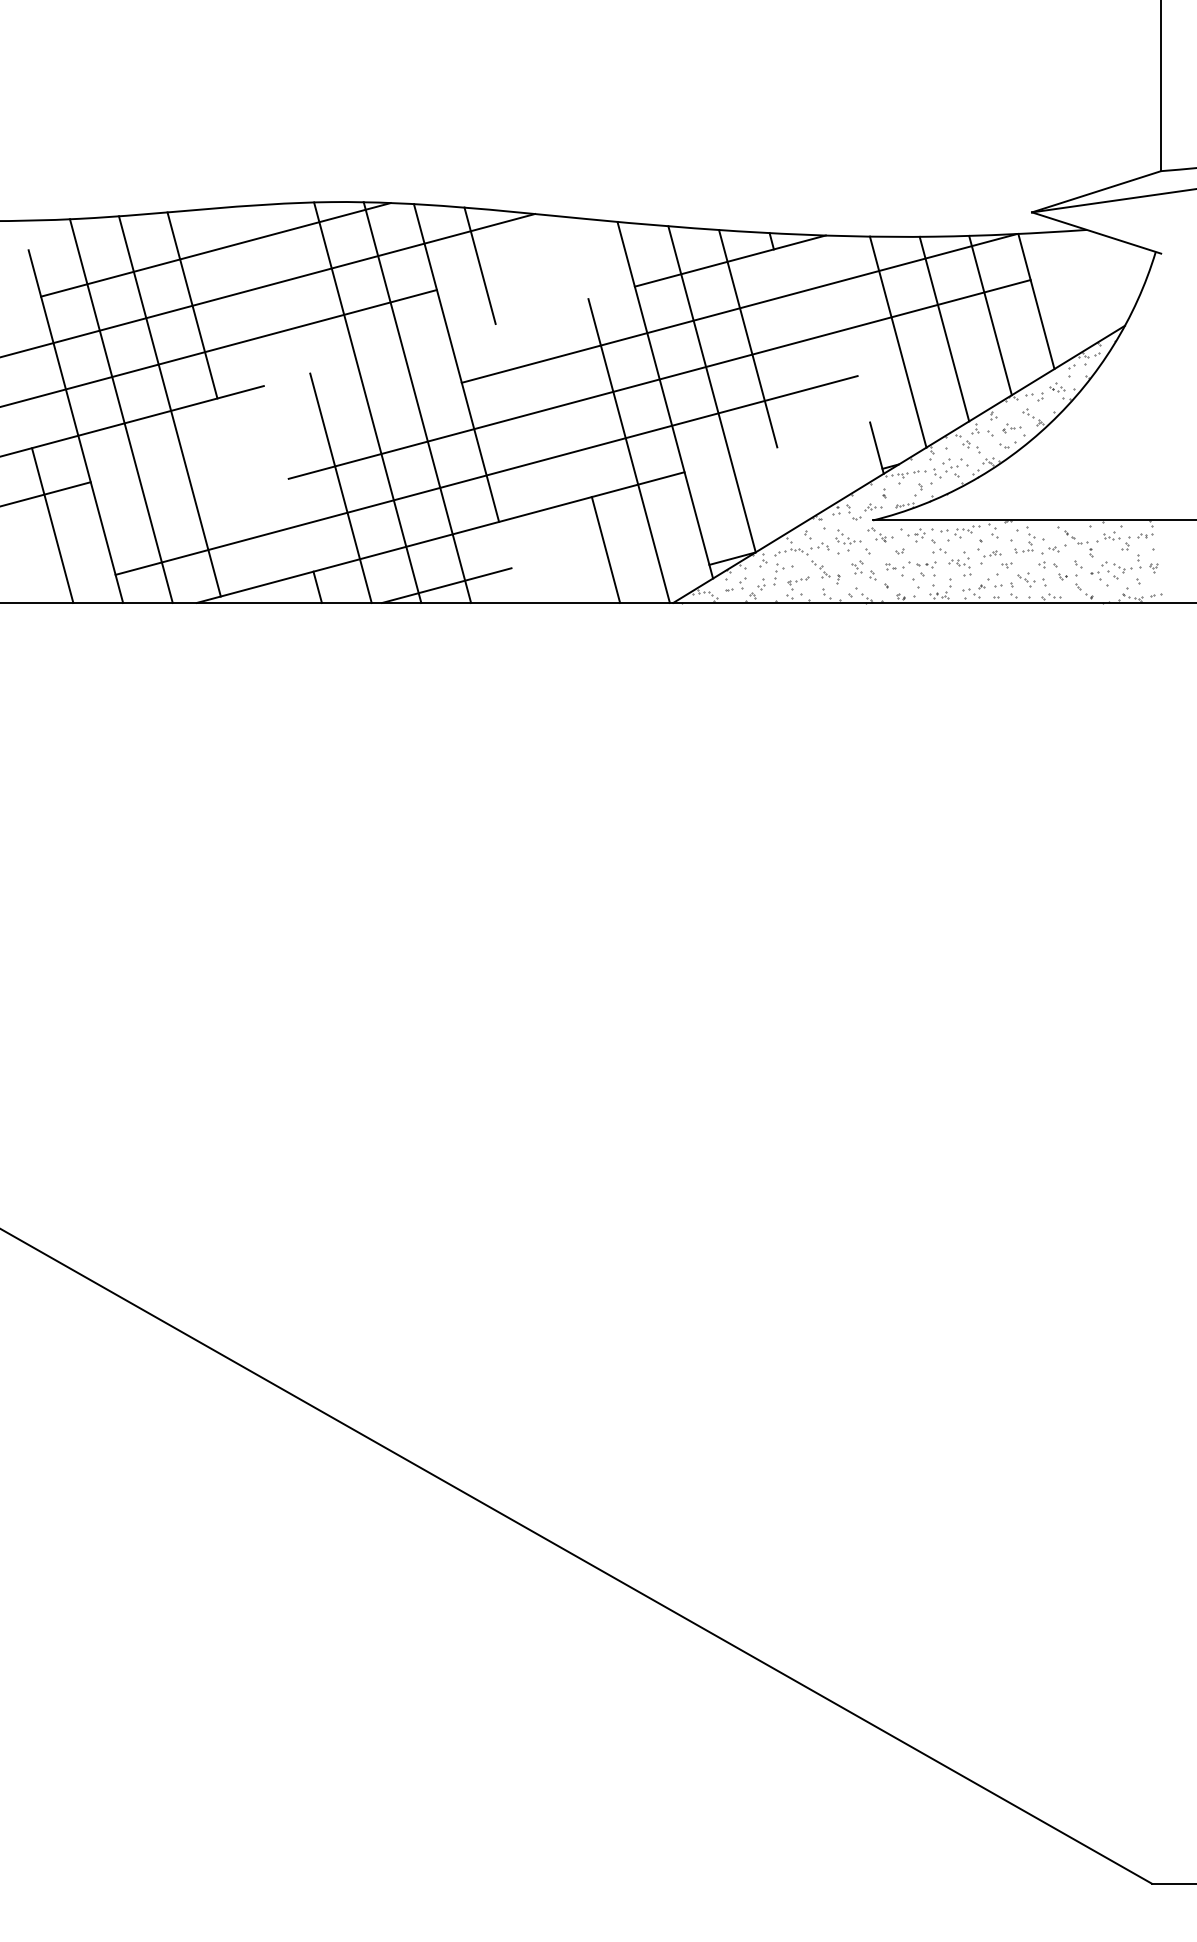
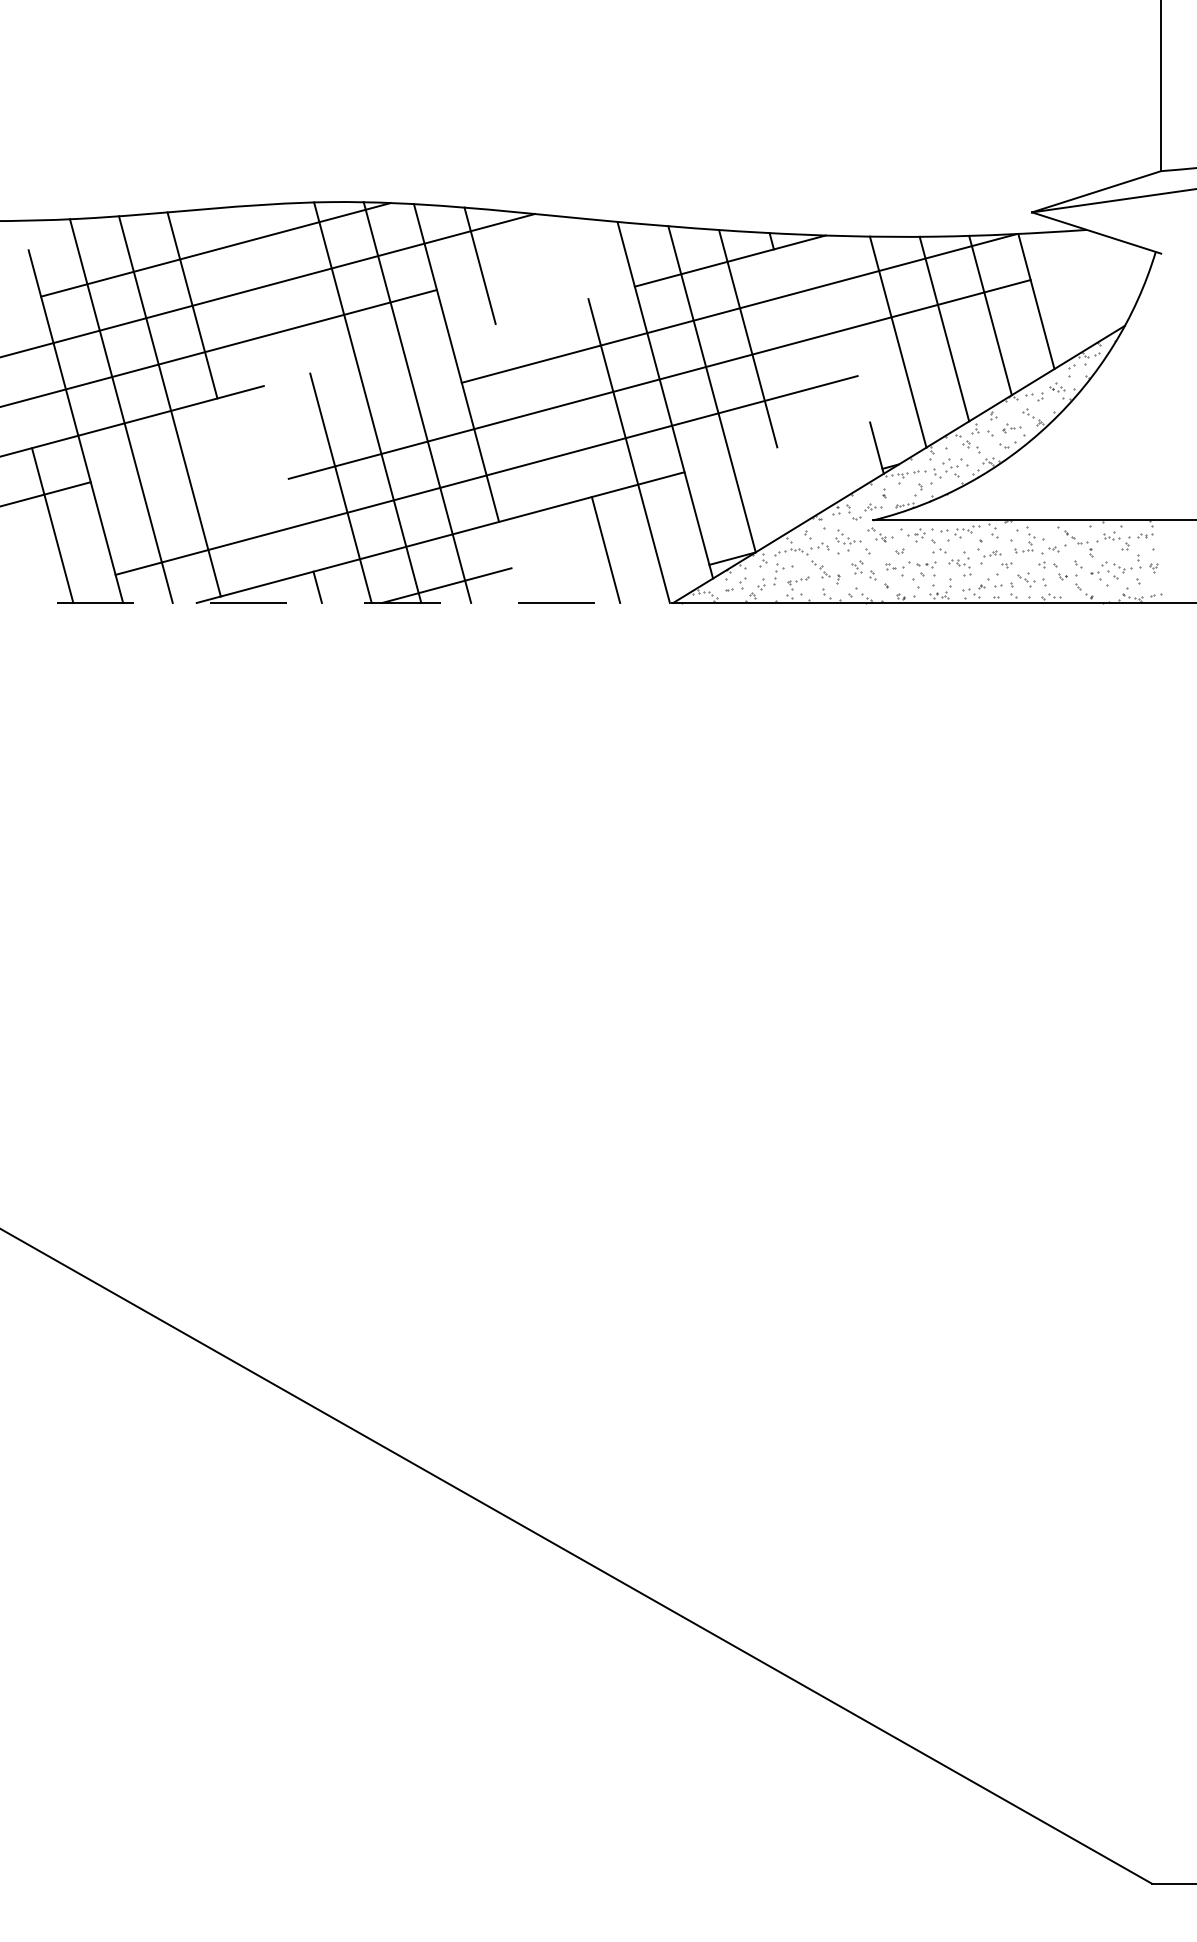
line: solid -> dashed (336, 602)
